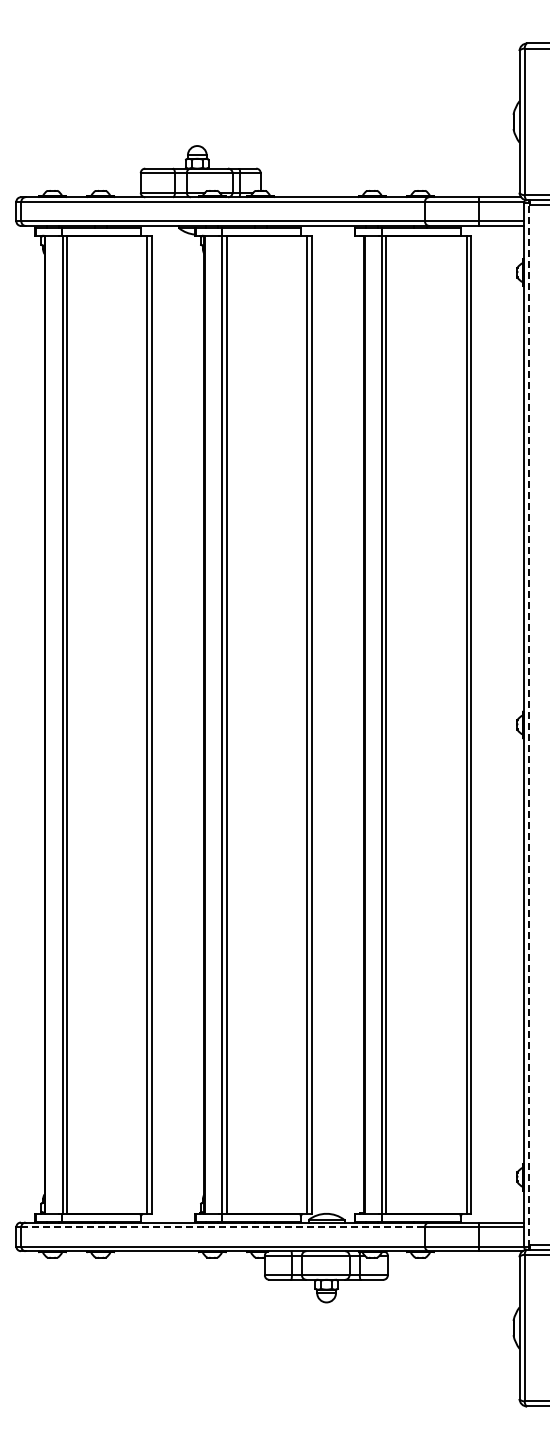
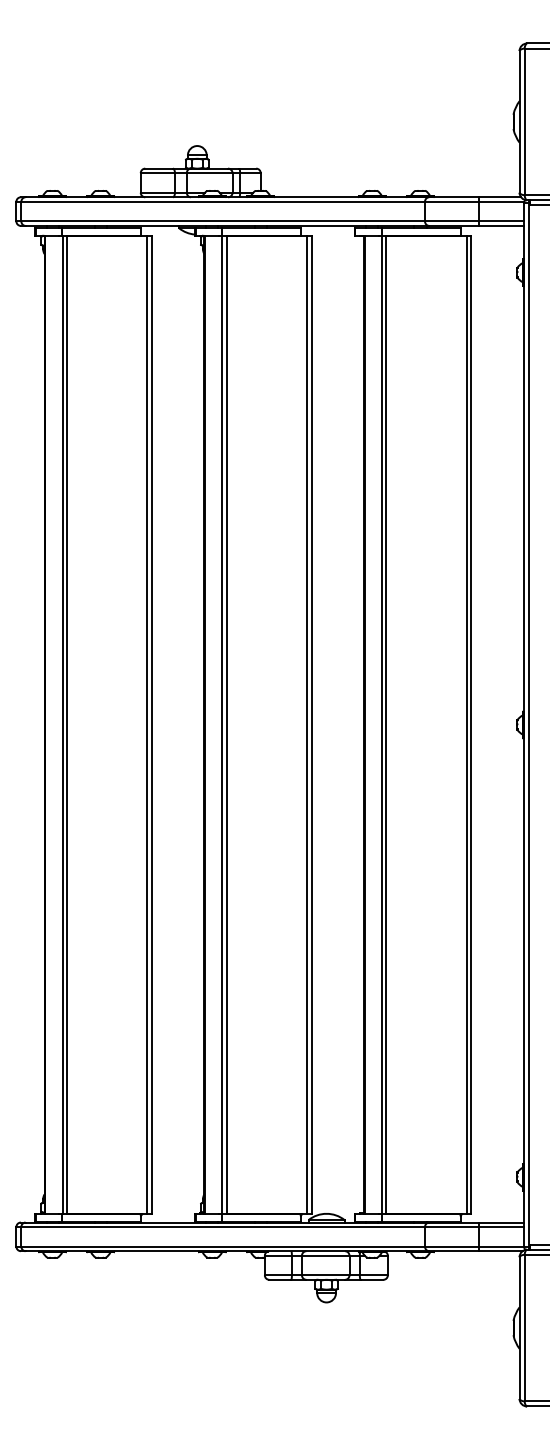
line: dashed -> solid (528, 724)
line: dashed -> solid (223, 1227)
